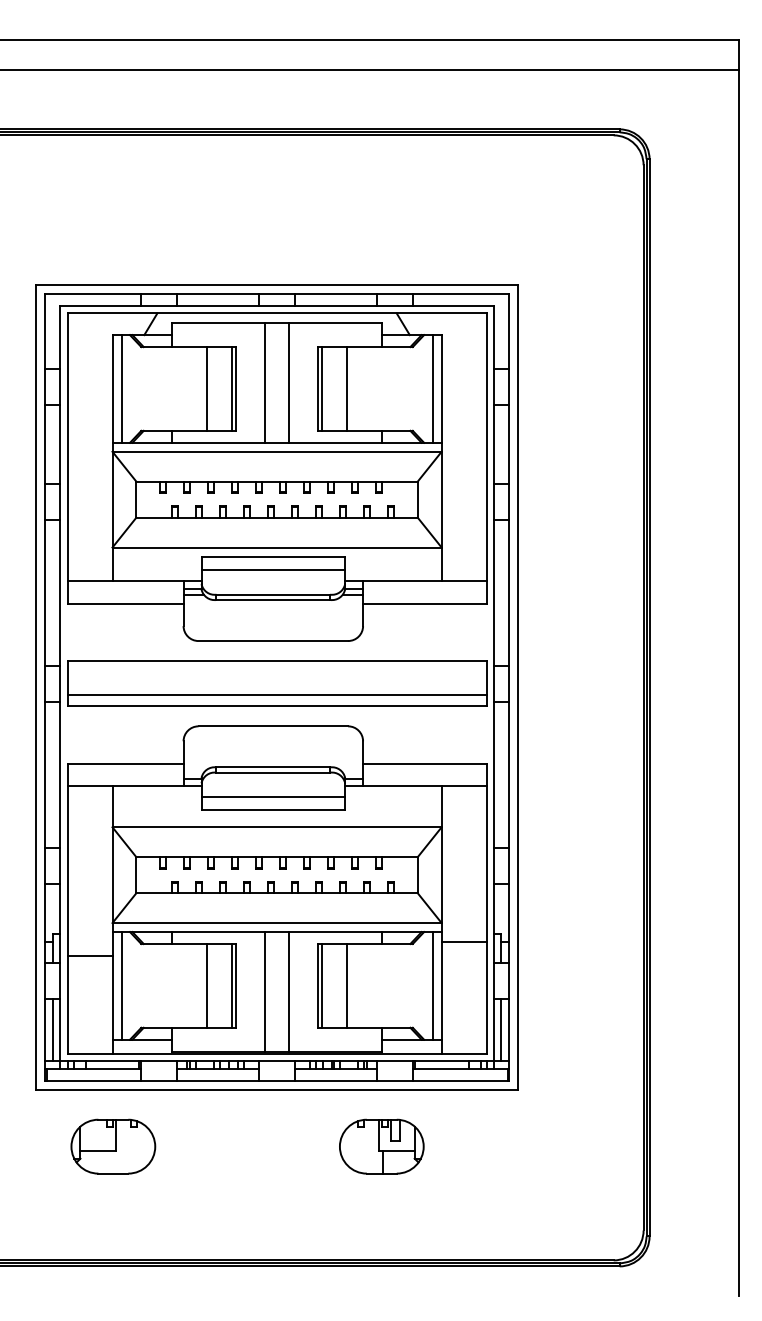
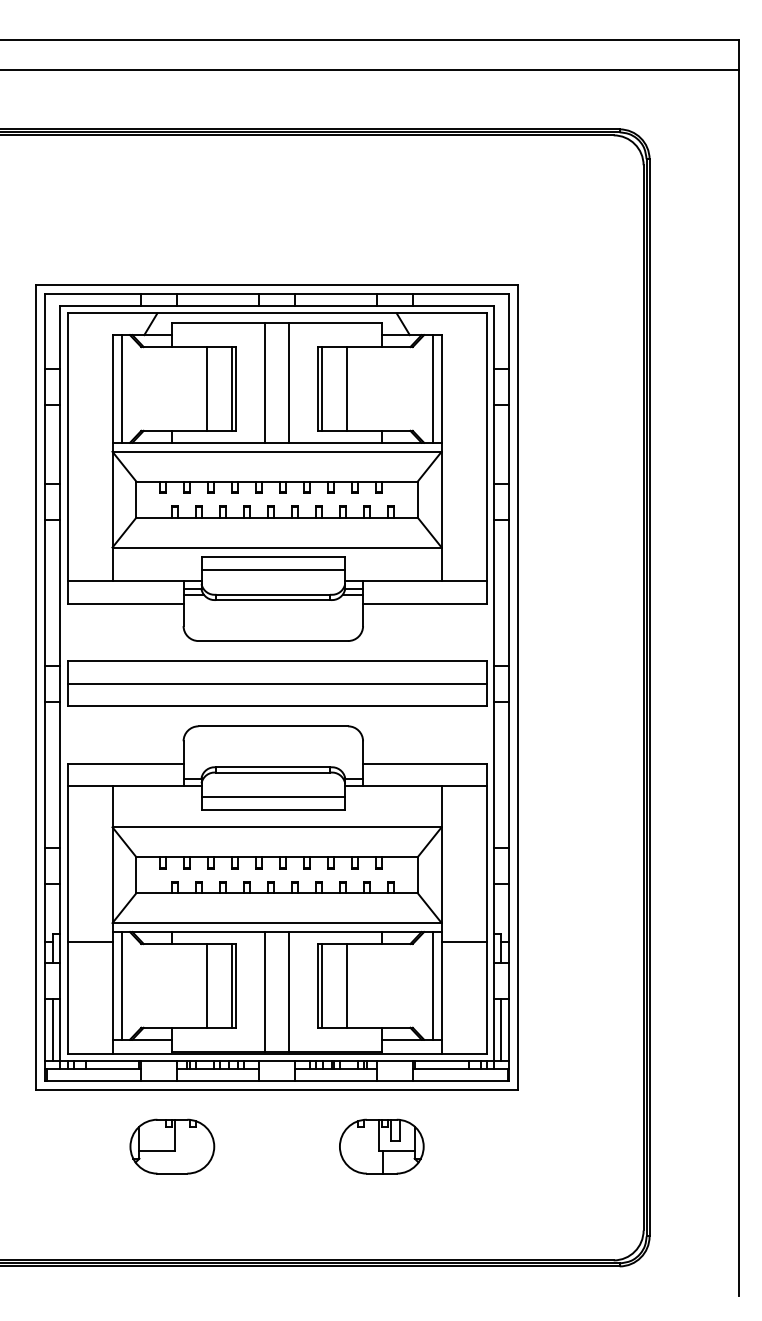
line position: (276, 694) -> (276, 683) (276, 683)
line position: (89, 955) -> (89, 941) (89, 941)
part position: (113, 1146) -> (172, 1146) (172, 1146)
